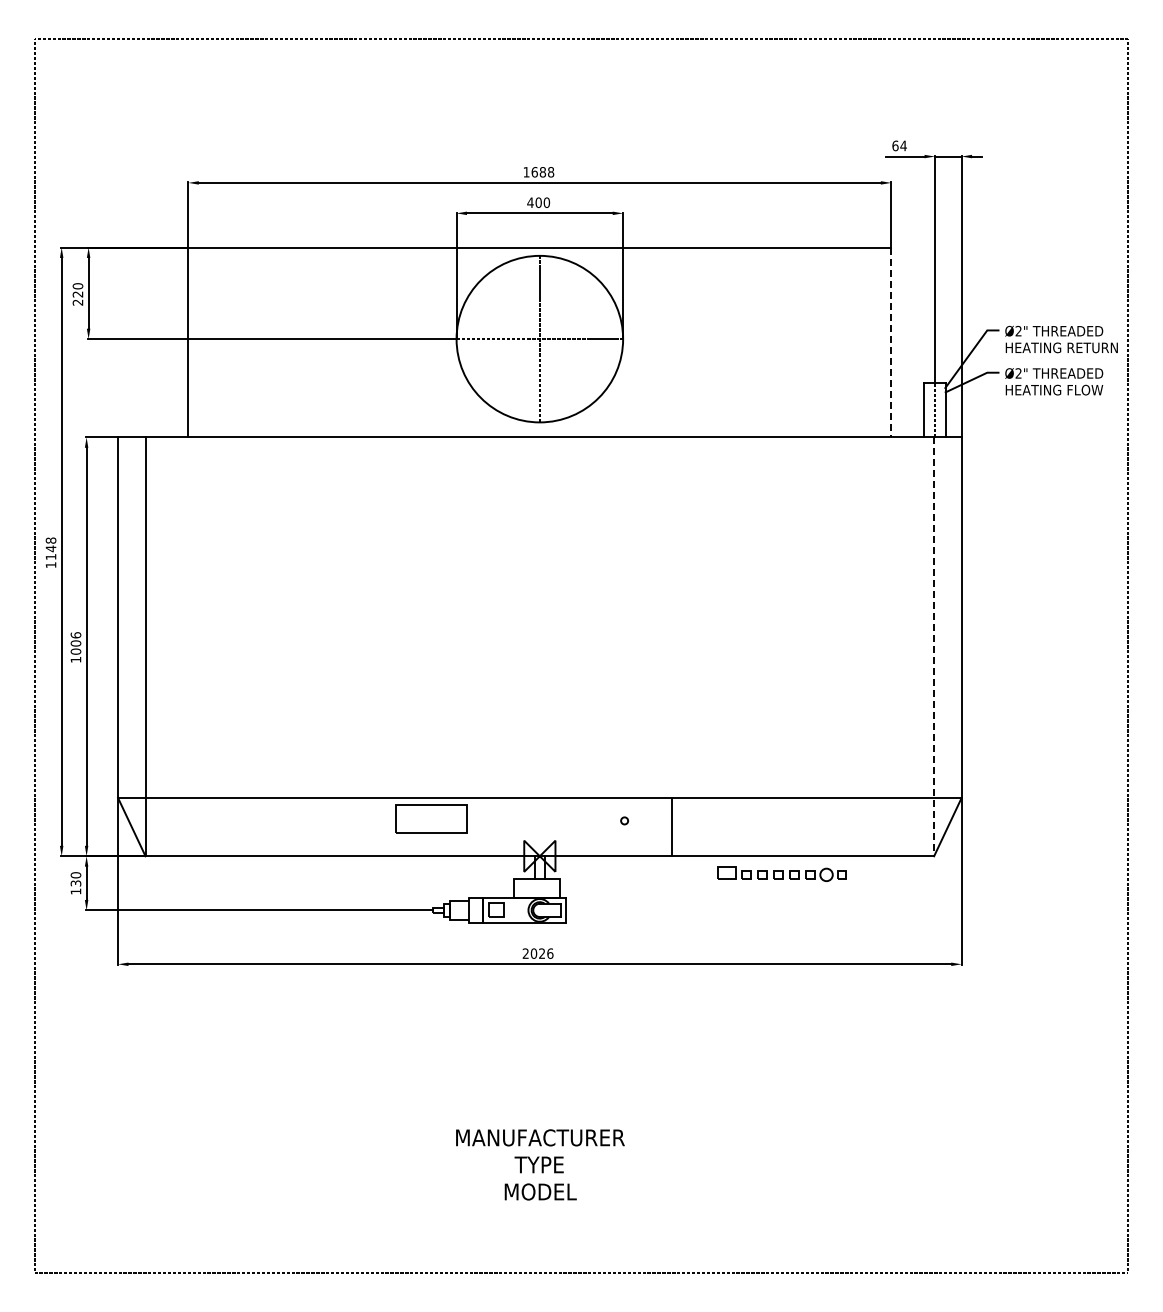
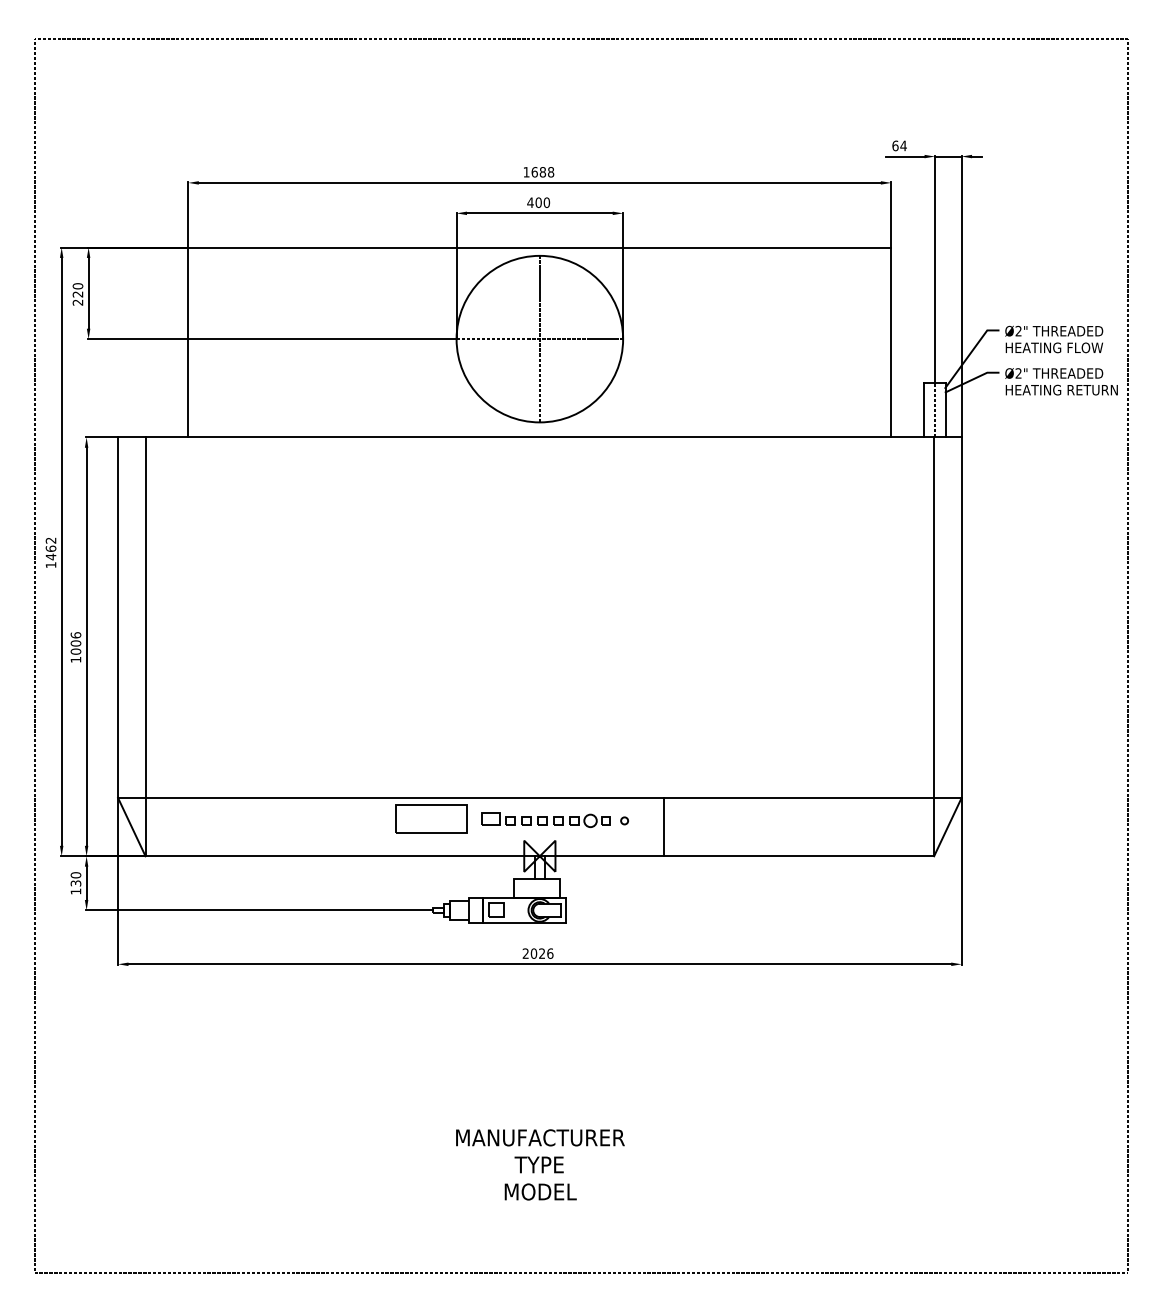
line: dashed -> solid (891, 342)
text: HEATING RETURN -> HEATING FLOW (1093, 347)
text: HEATING FLOW -> HEATING RETURN (1093, 389)
text: 1148 -> 1462 (50, 548)
line: dashed -> solid (934, 647)
line position: (672, 826) -> (664, 826) (664, 826)
part position: (781, 873) -> (545, 819) (545, 819)
